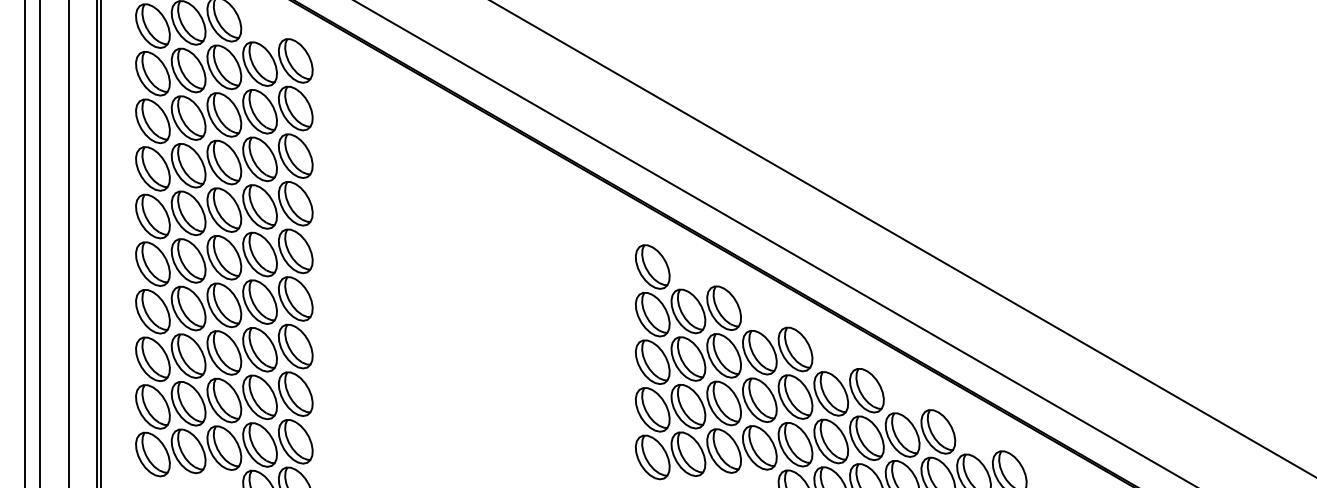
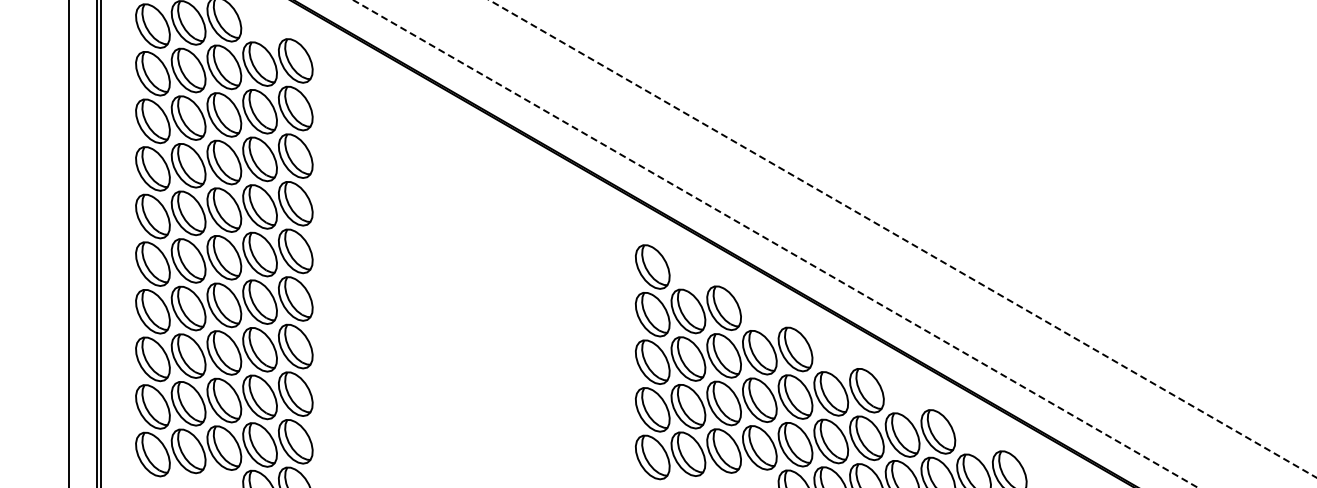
line: solid -> dashed (903, 239)
line: present -> none (25, 243)
line: present -> none (39, 243)
line: solid -> dashed (775, 243)
